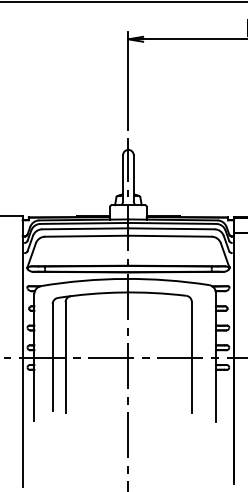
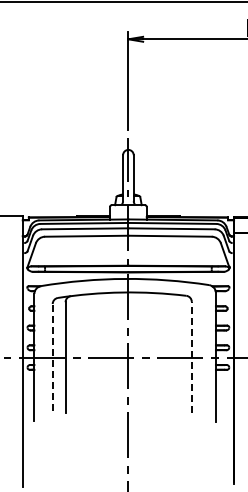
line: solid -> dashed (52, 357)
line: solid -> dashed (191, 357)
